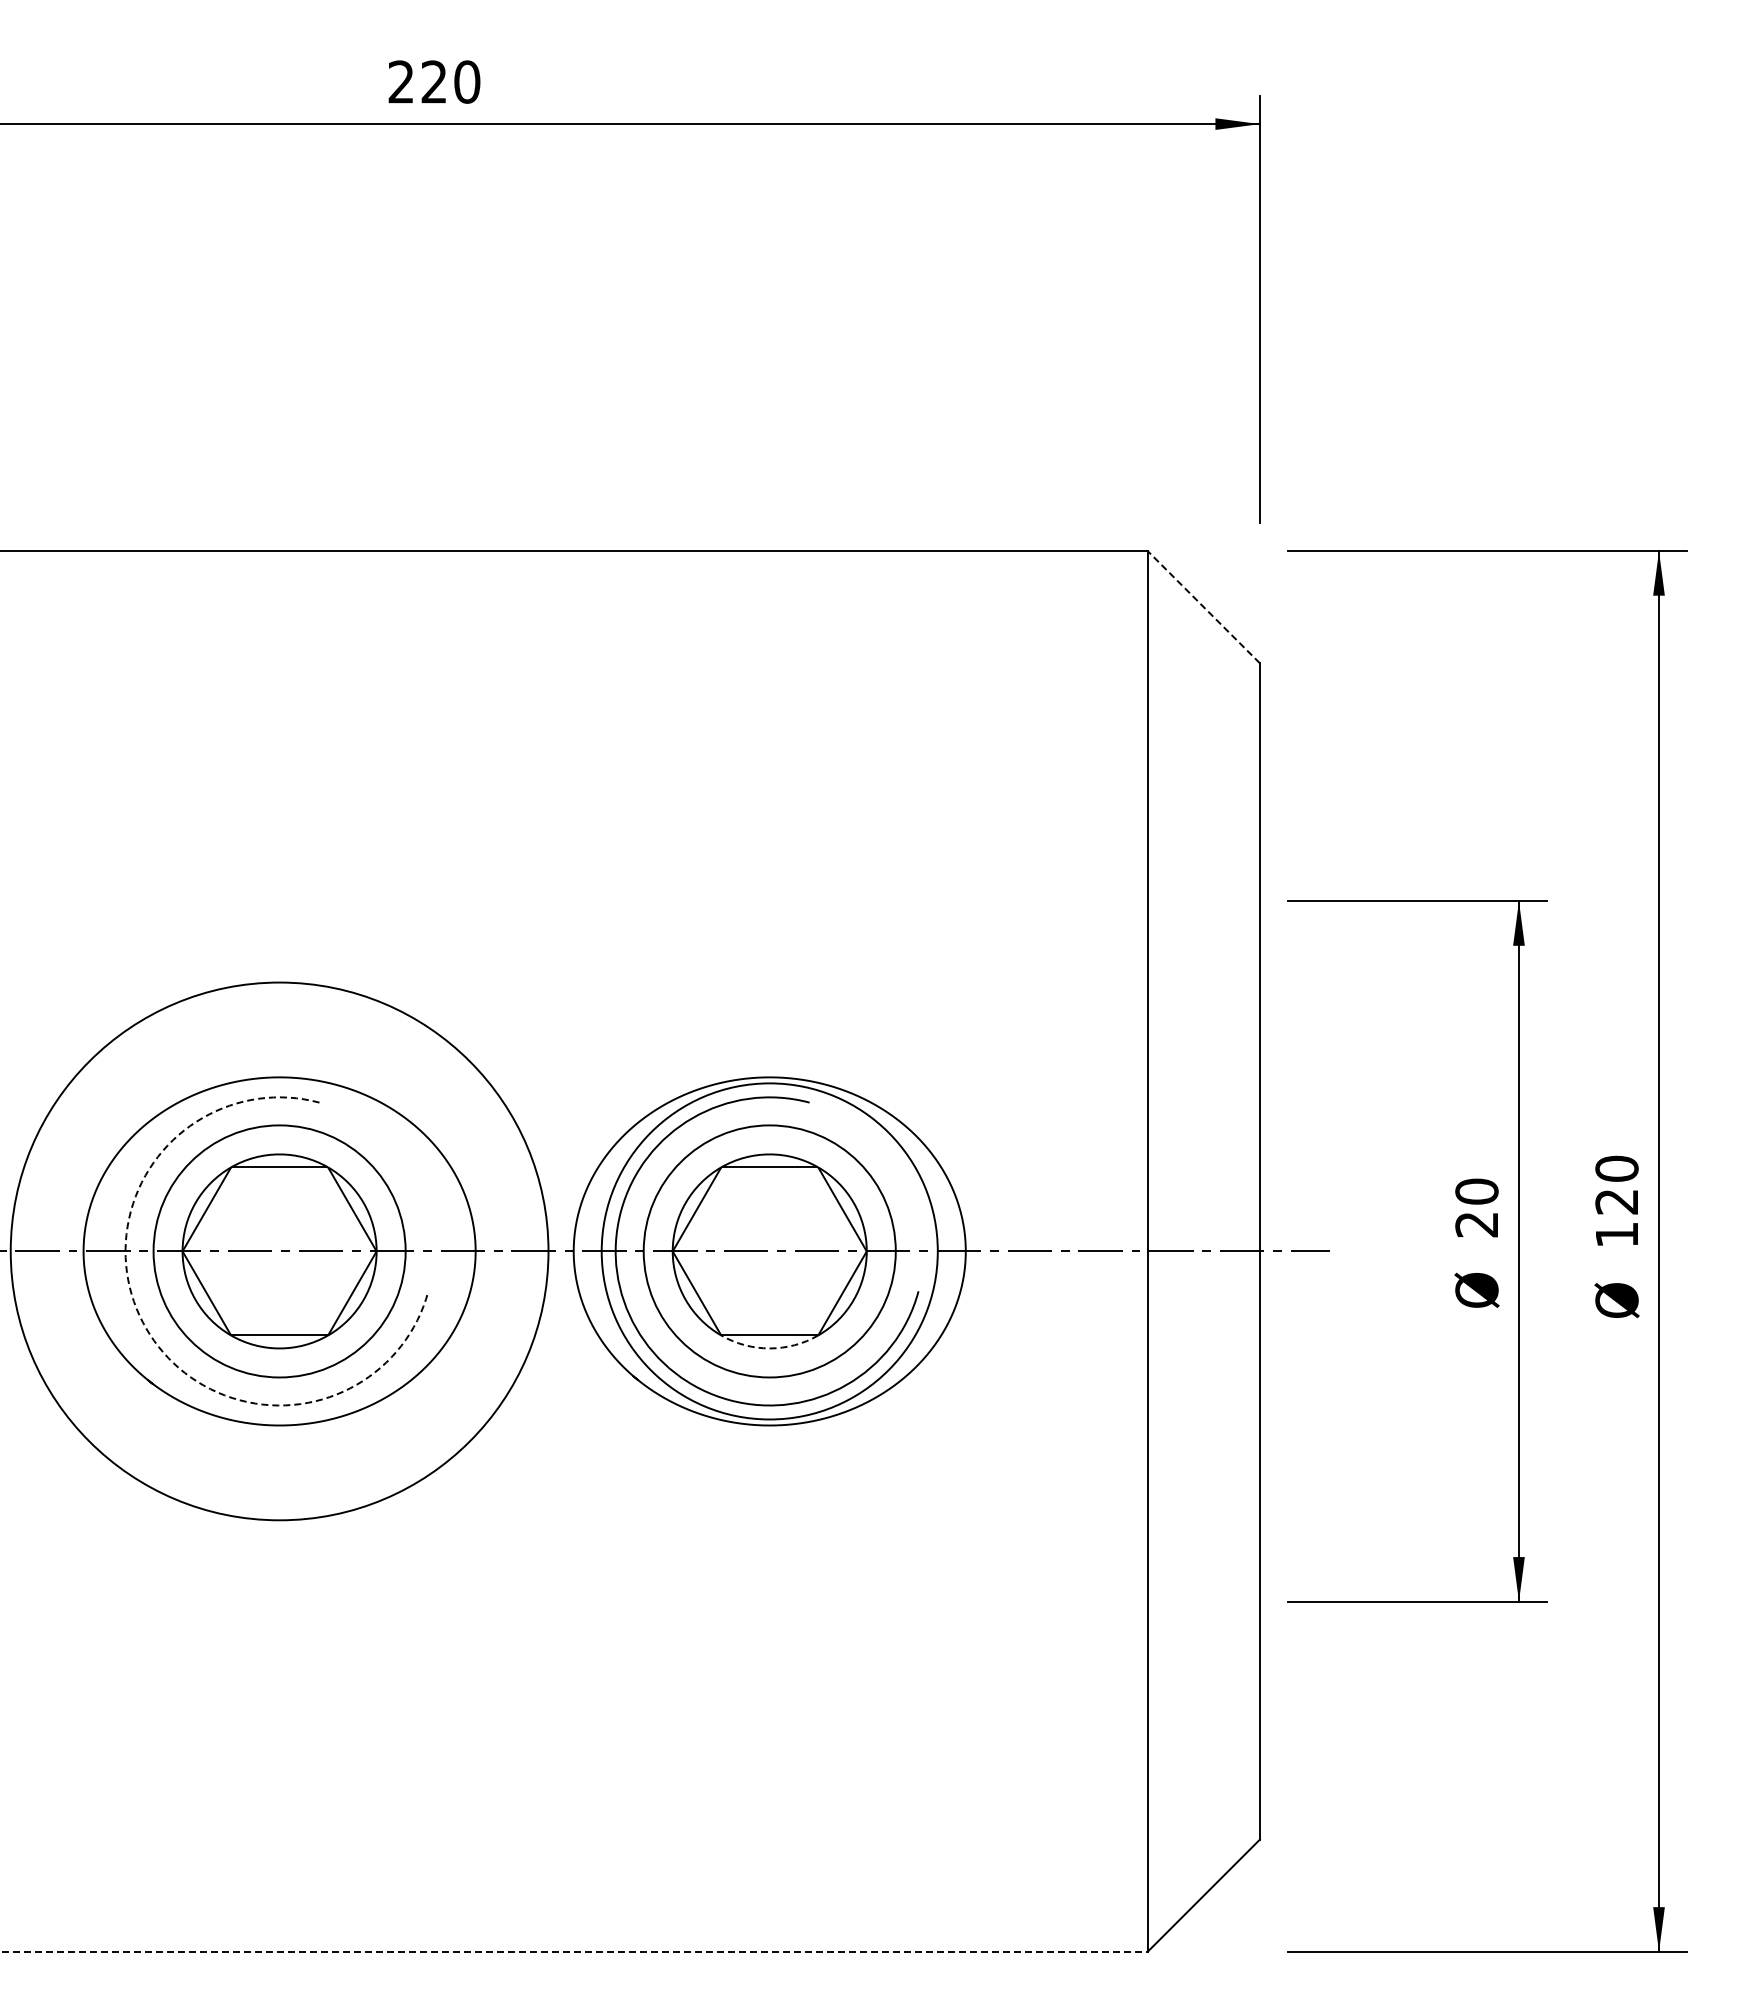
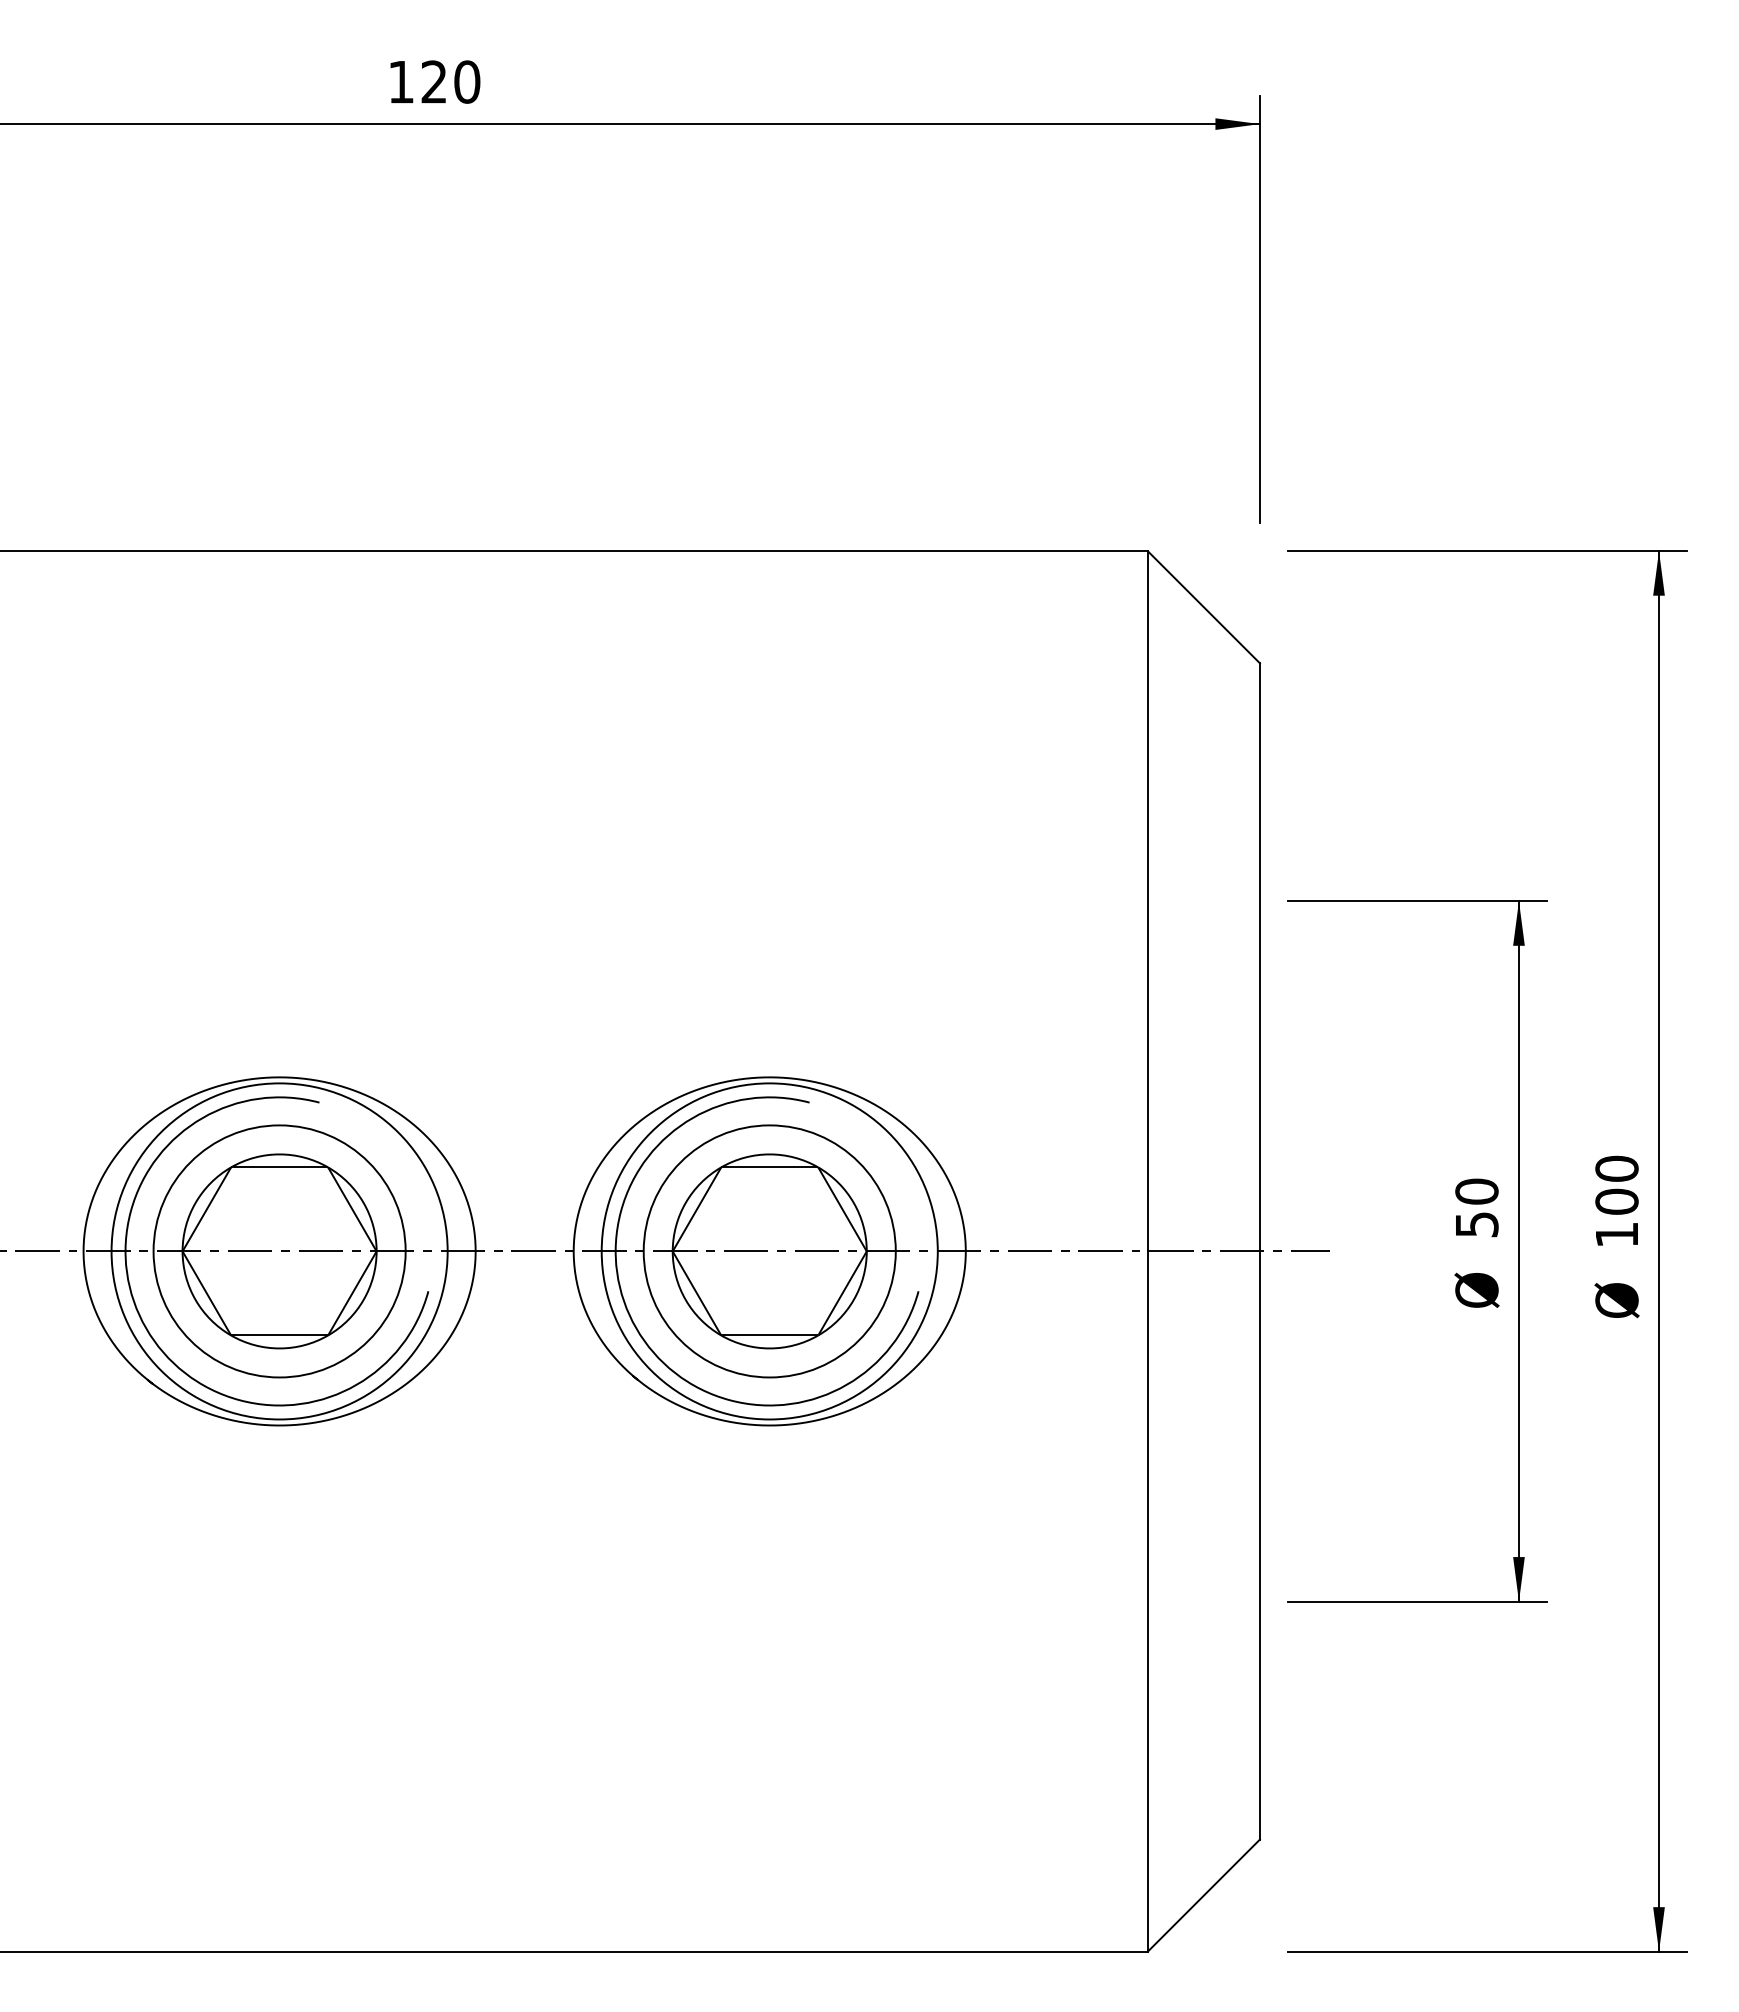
text: 220 -> 120 (400, 81)
line: dashed -> solid (1203, 606)
text: 120 -> 100 (1616, 1201)
text: 20 -> 50 (1476, 1224)
circle diameter: 538 px -> 336 px (279, 1251)
arc: dashed -> solid (146, 1328)
arc: dashed -> solid (769, 1348)
line: dashed -> solid (574, 1951)
